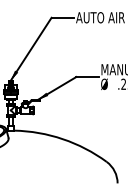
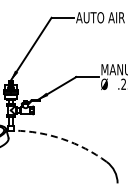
arc: solid -> dashed (62, 139)
